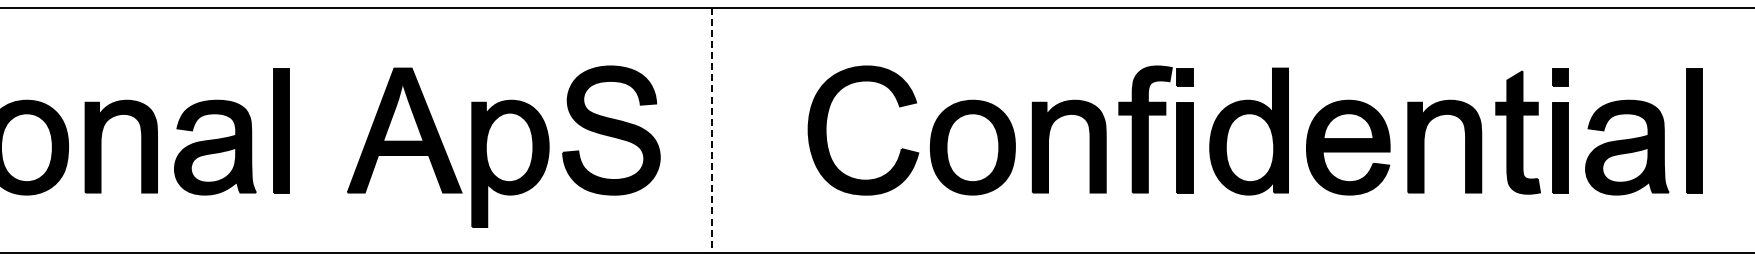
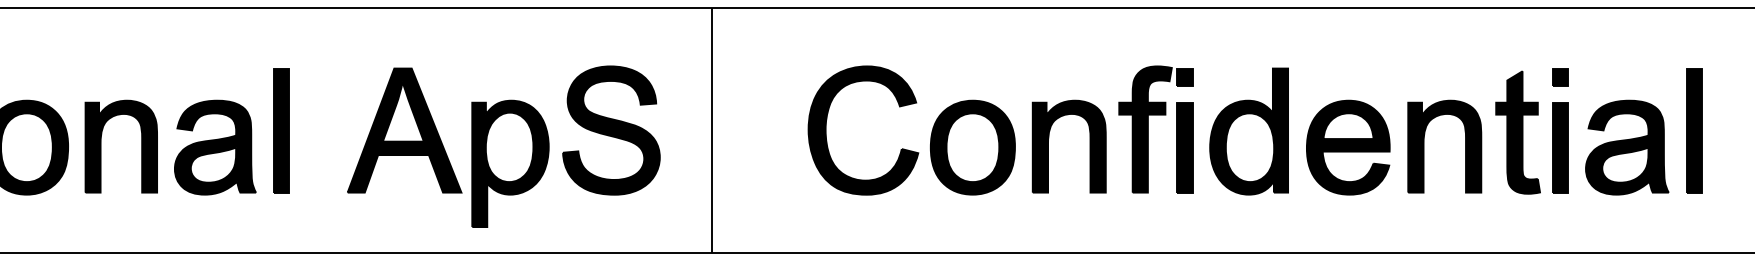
line: dashed -> solid (711, 130)
